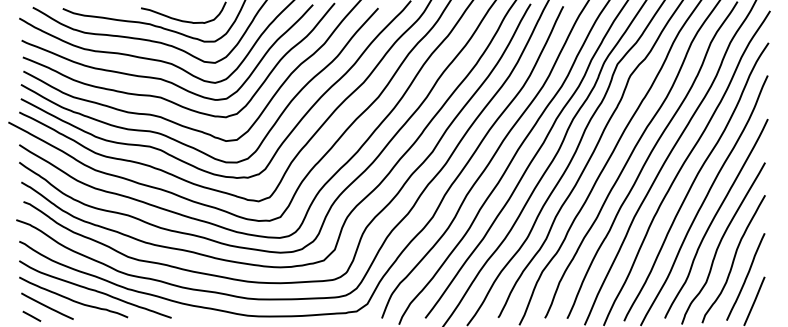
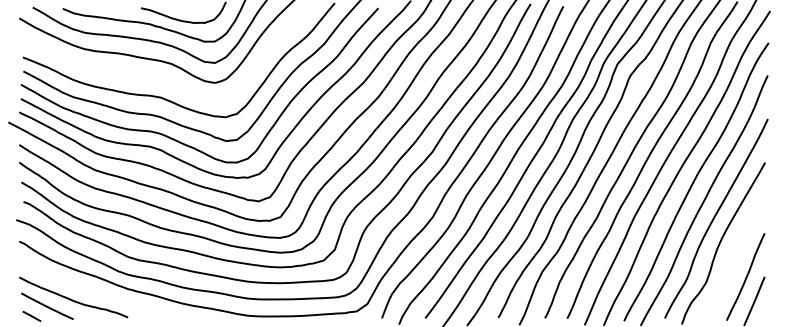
curve: present -> none (162, 78)
curve: present -> none (733, 259)
curve: present -> none (95, 289)
